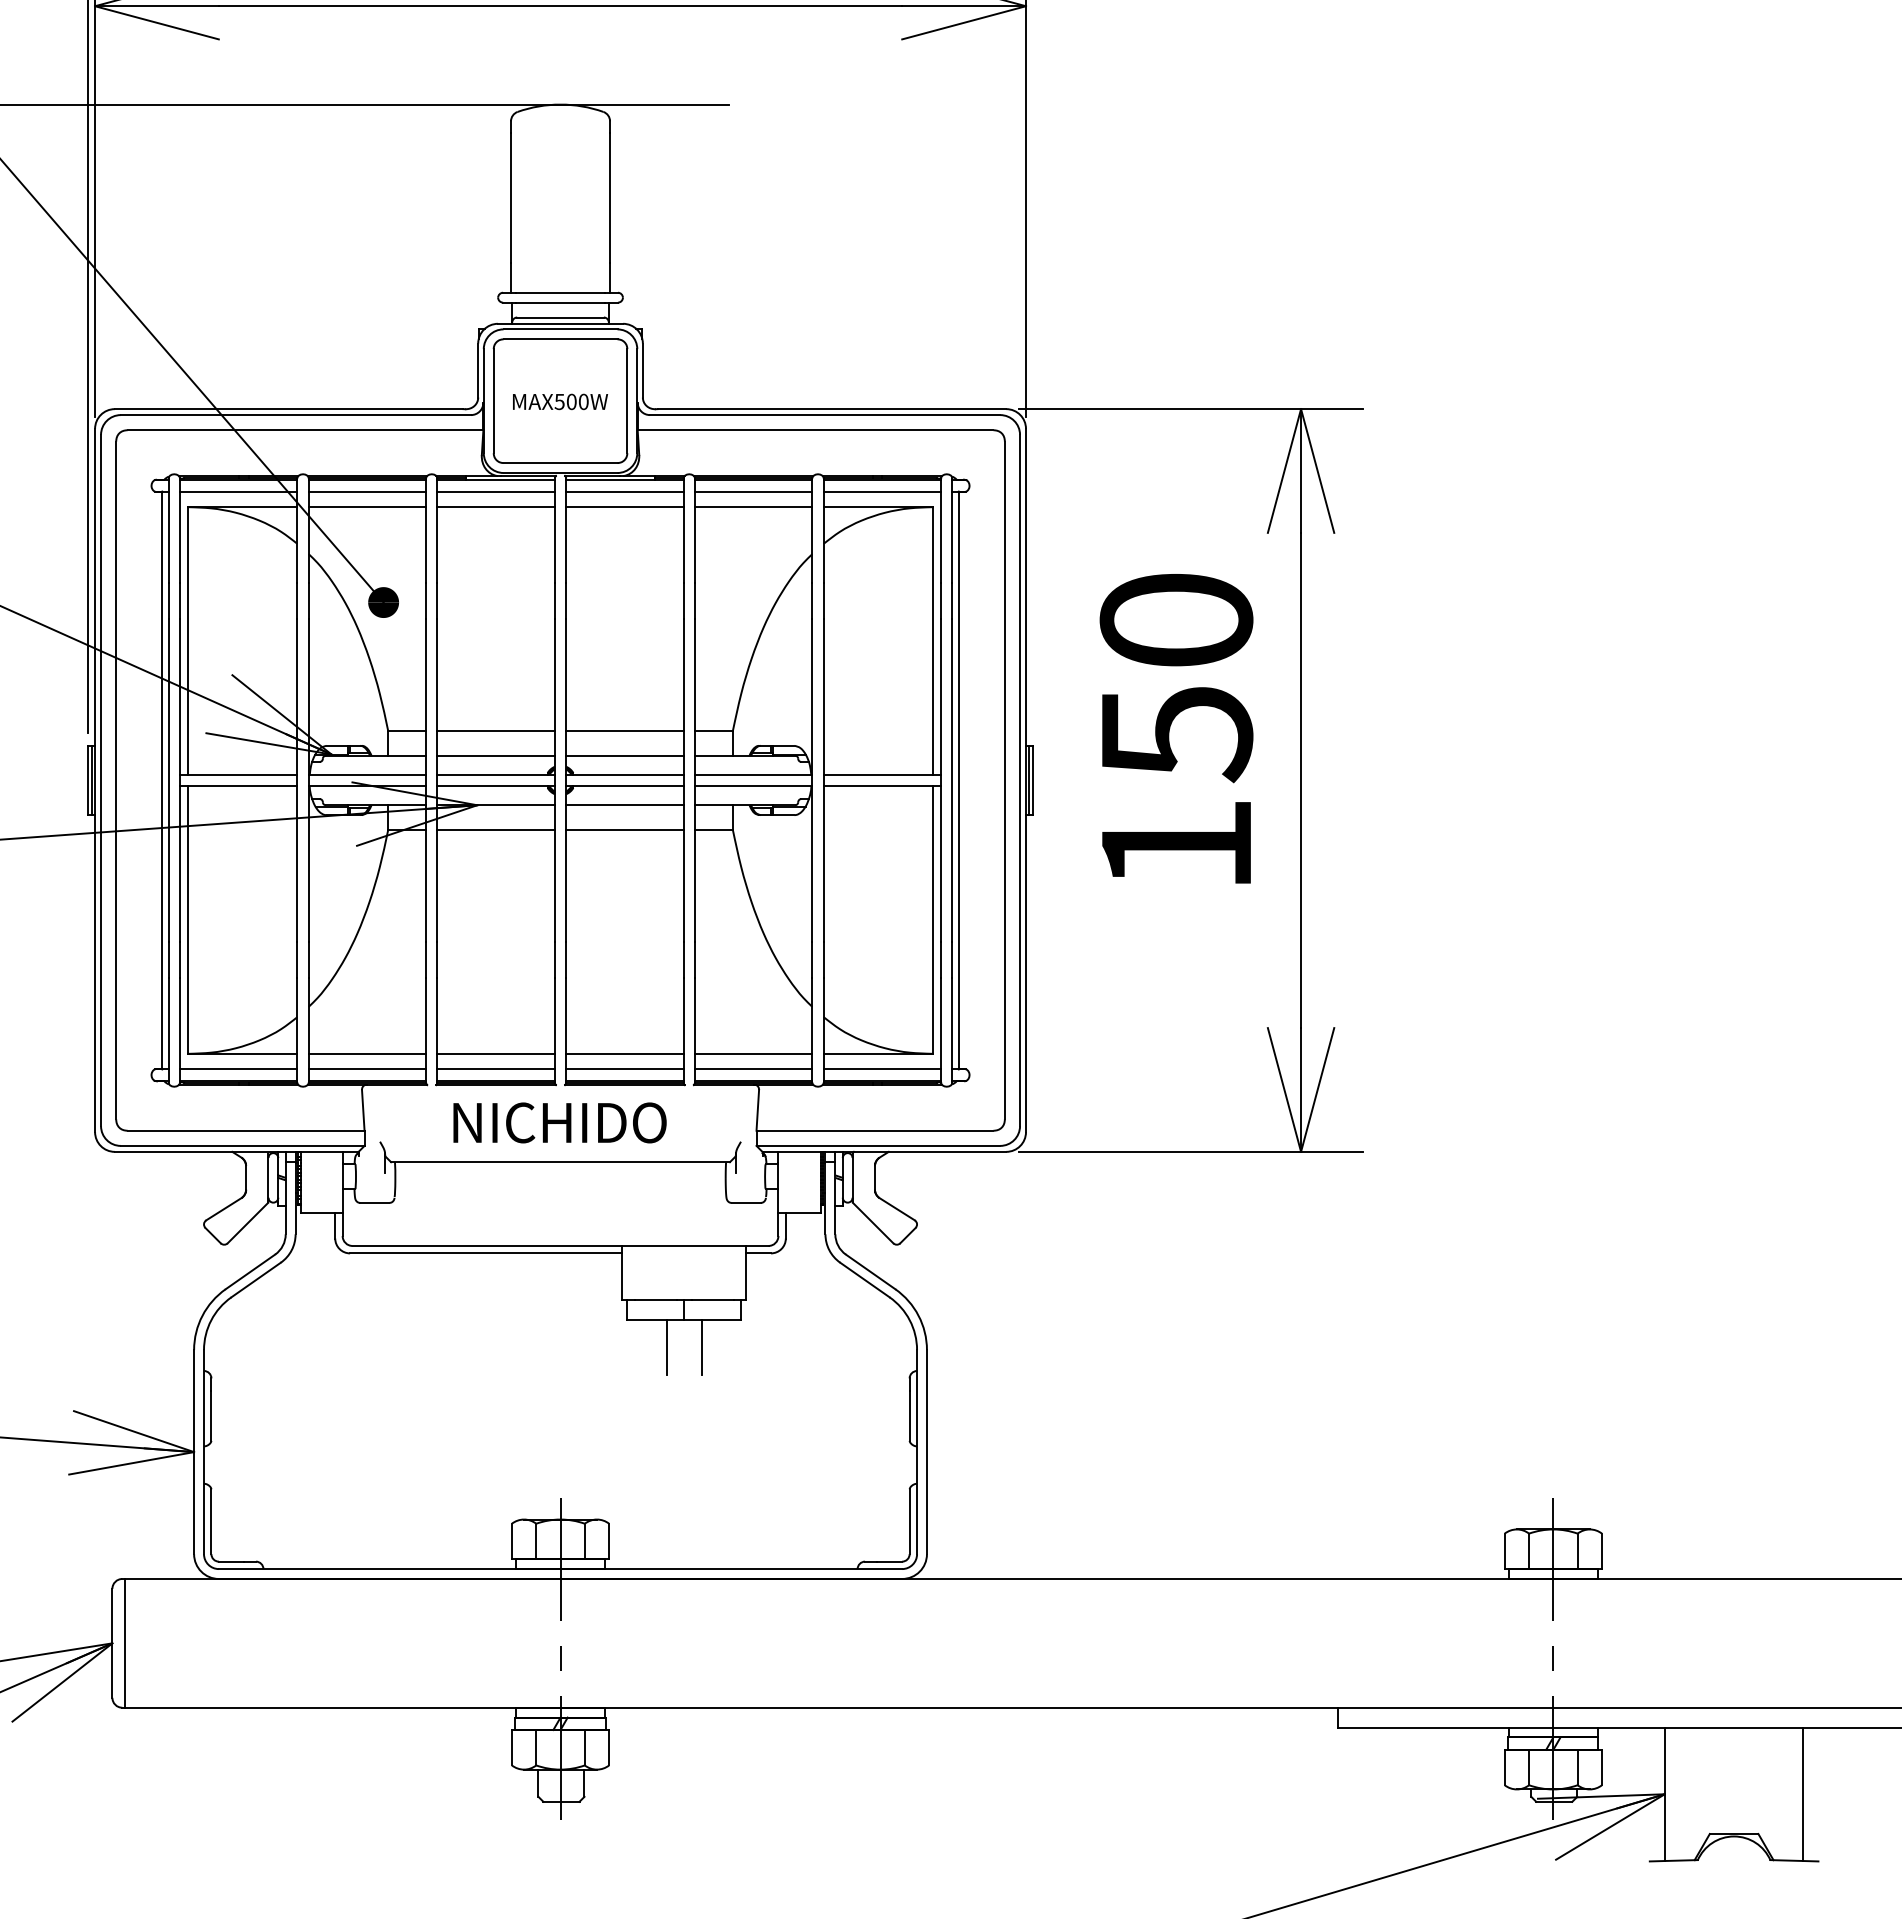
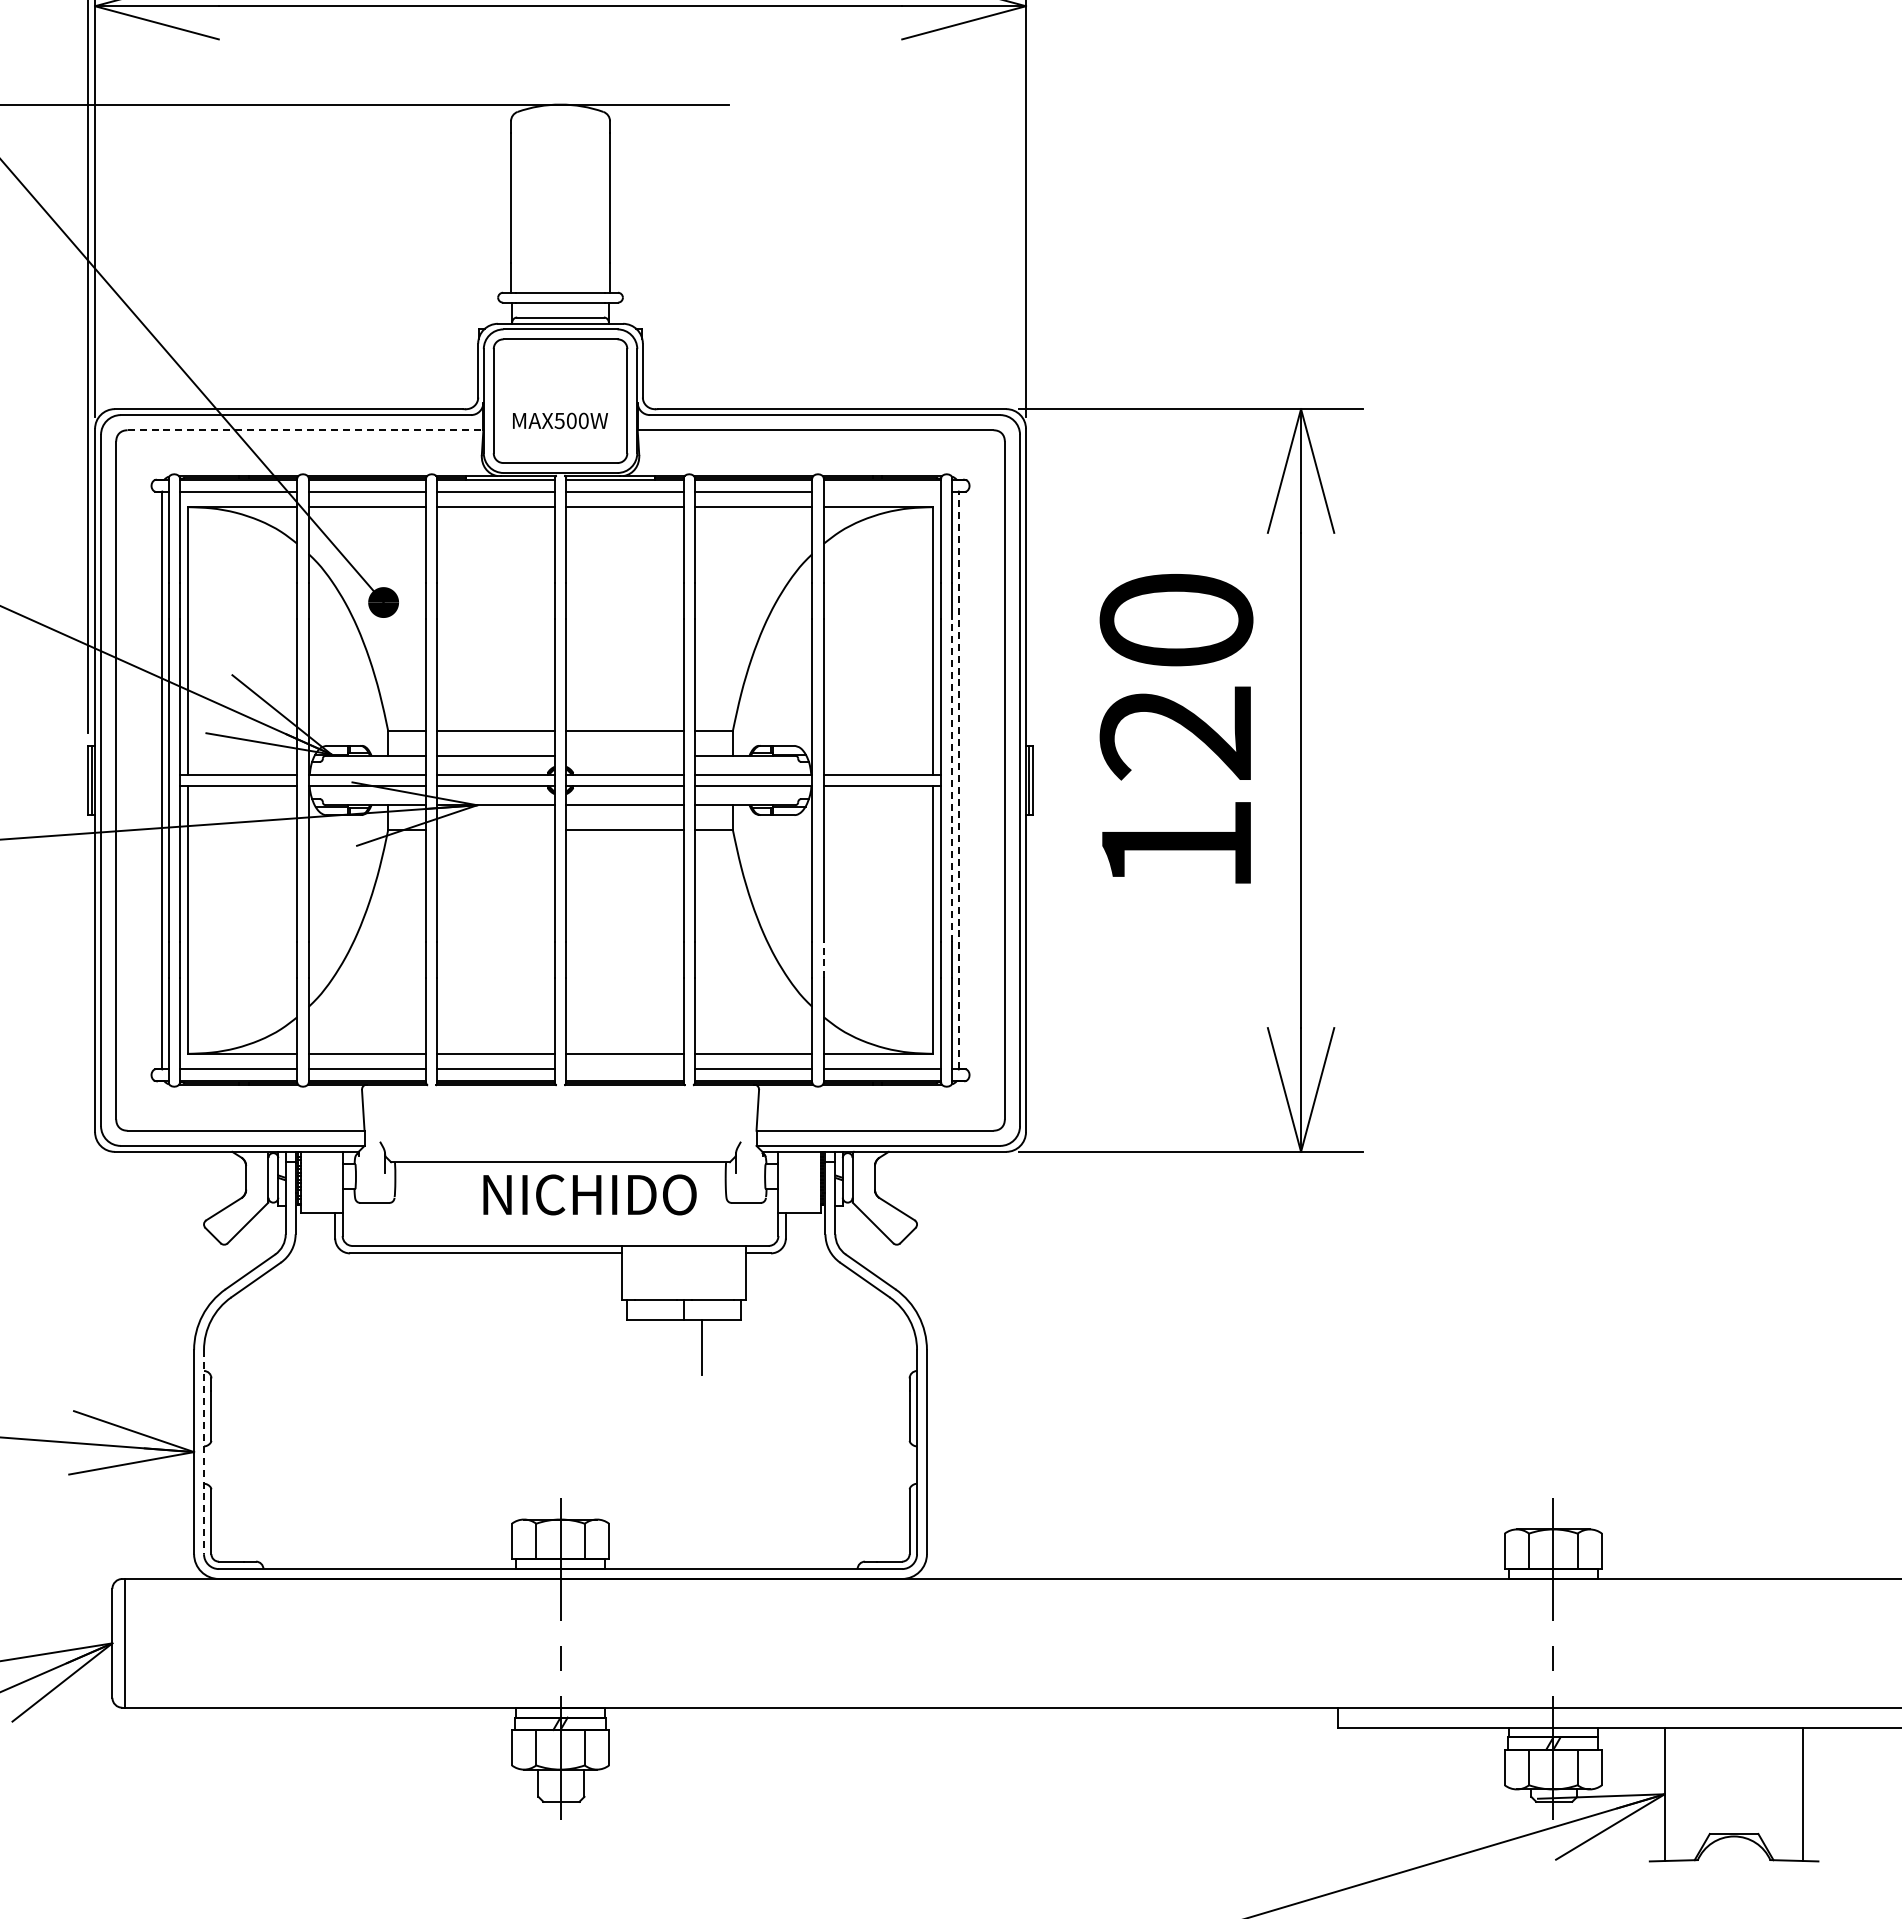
text position: (560, 401) -> (560, 420) (560, 420)
line: solid -> dashed (305, 430)
line: present -> none (882, 491)
text: 150 -> 120 (1176, 734)
line: present -> none (624, 755)
line: solid -> dashed (952, 780)
line: solid -> dashed (959, 780)
line: present -> none (495, 829)
line: solid -> dashed (823, 959)
line: present -> none (624, 1069)
text position: (559, 1122) -> (589, 1194) (589, 1194)
line: present -> none (667, 1347)
line: solid -> dashed (204, 1452)
